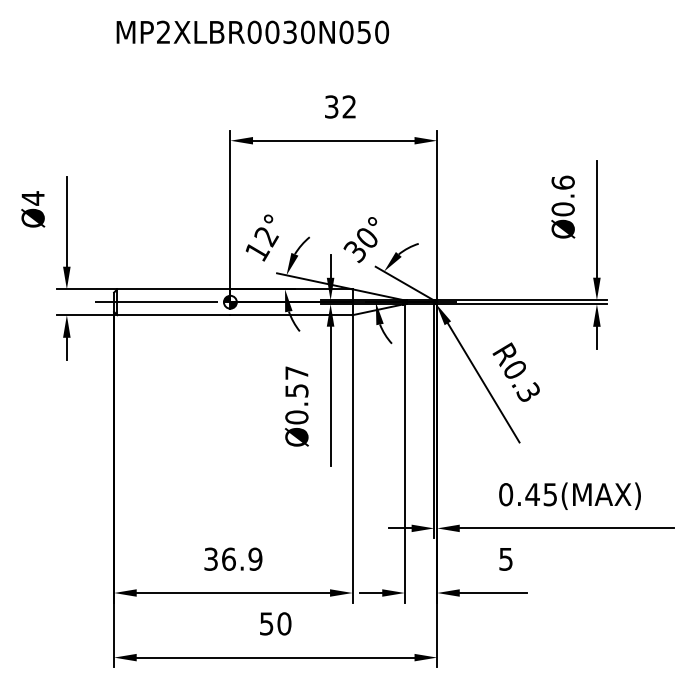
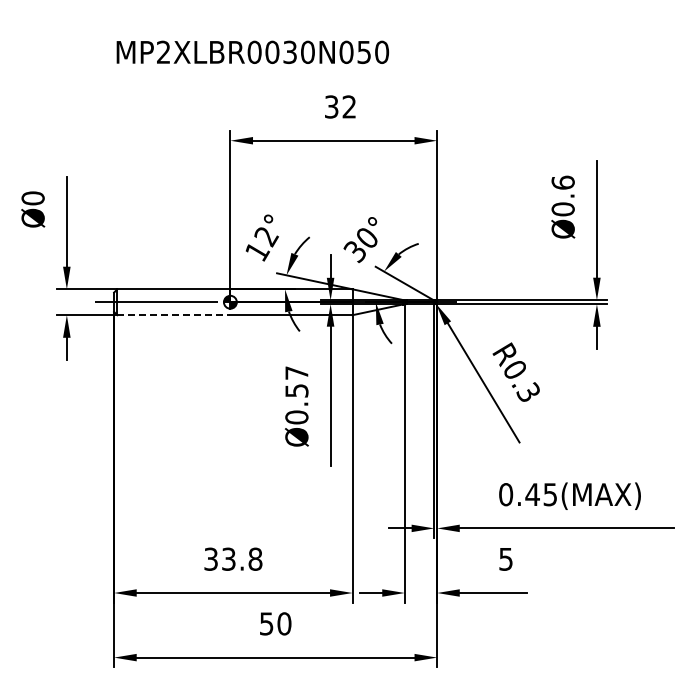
text position: (252, 31) -> (252, 51) (252, 51)
text: Ø4 -> Ø0 (32, 198)
line: solid -> dashed (173, 315)
text: 36.9 -> 33.8 (242, 558)
